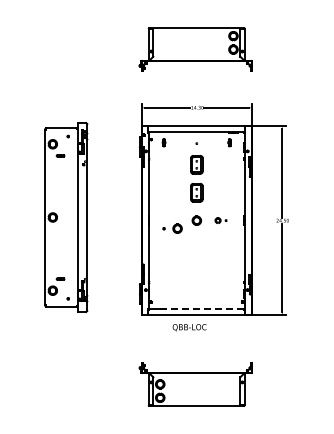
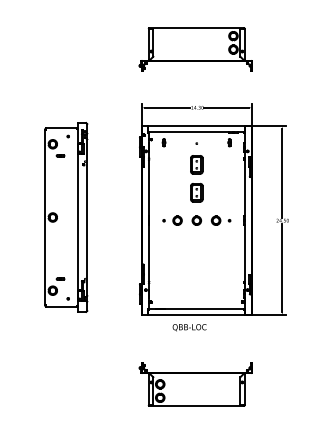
part size: 14x7 px -> 22x11 px (220, 220)
part position: (172, 228) -> (172, 220) (172, 220)
line: dashed -> solid (196, 309)
